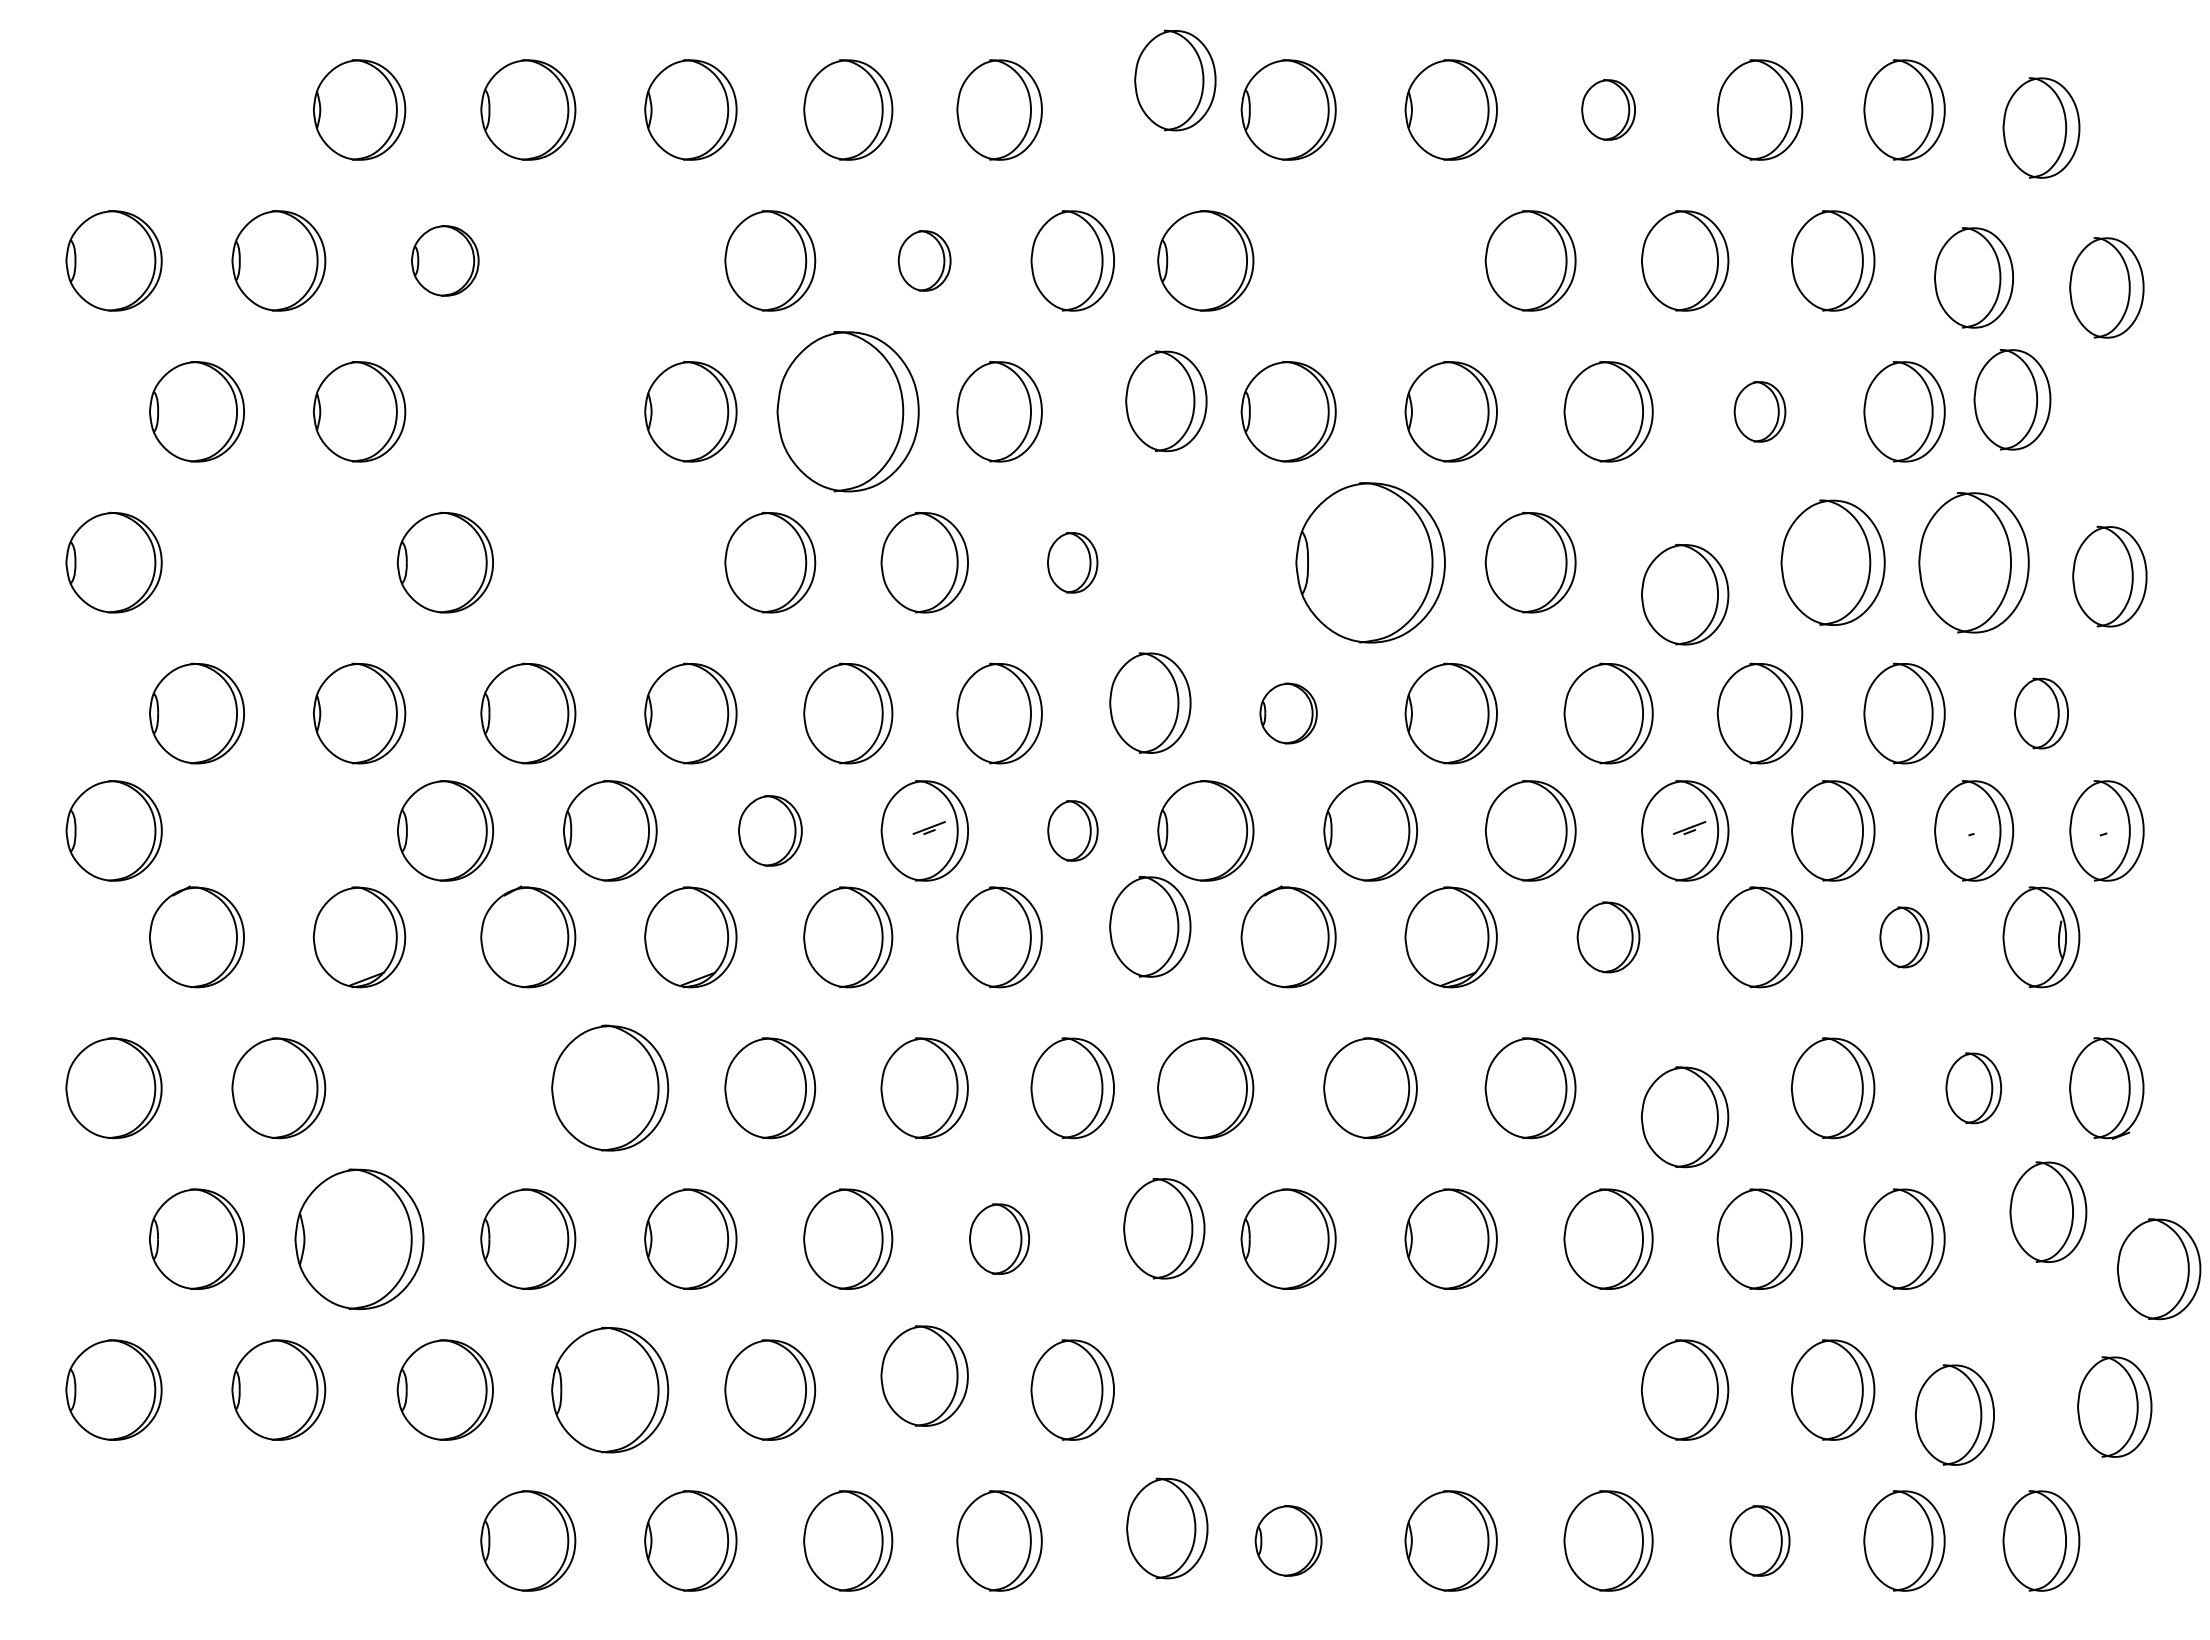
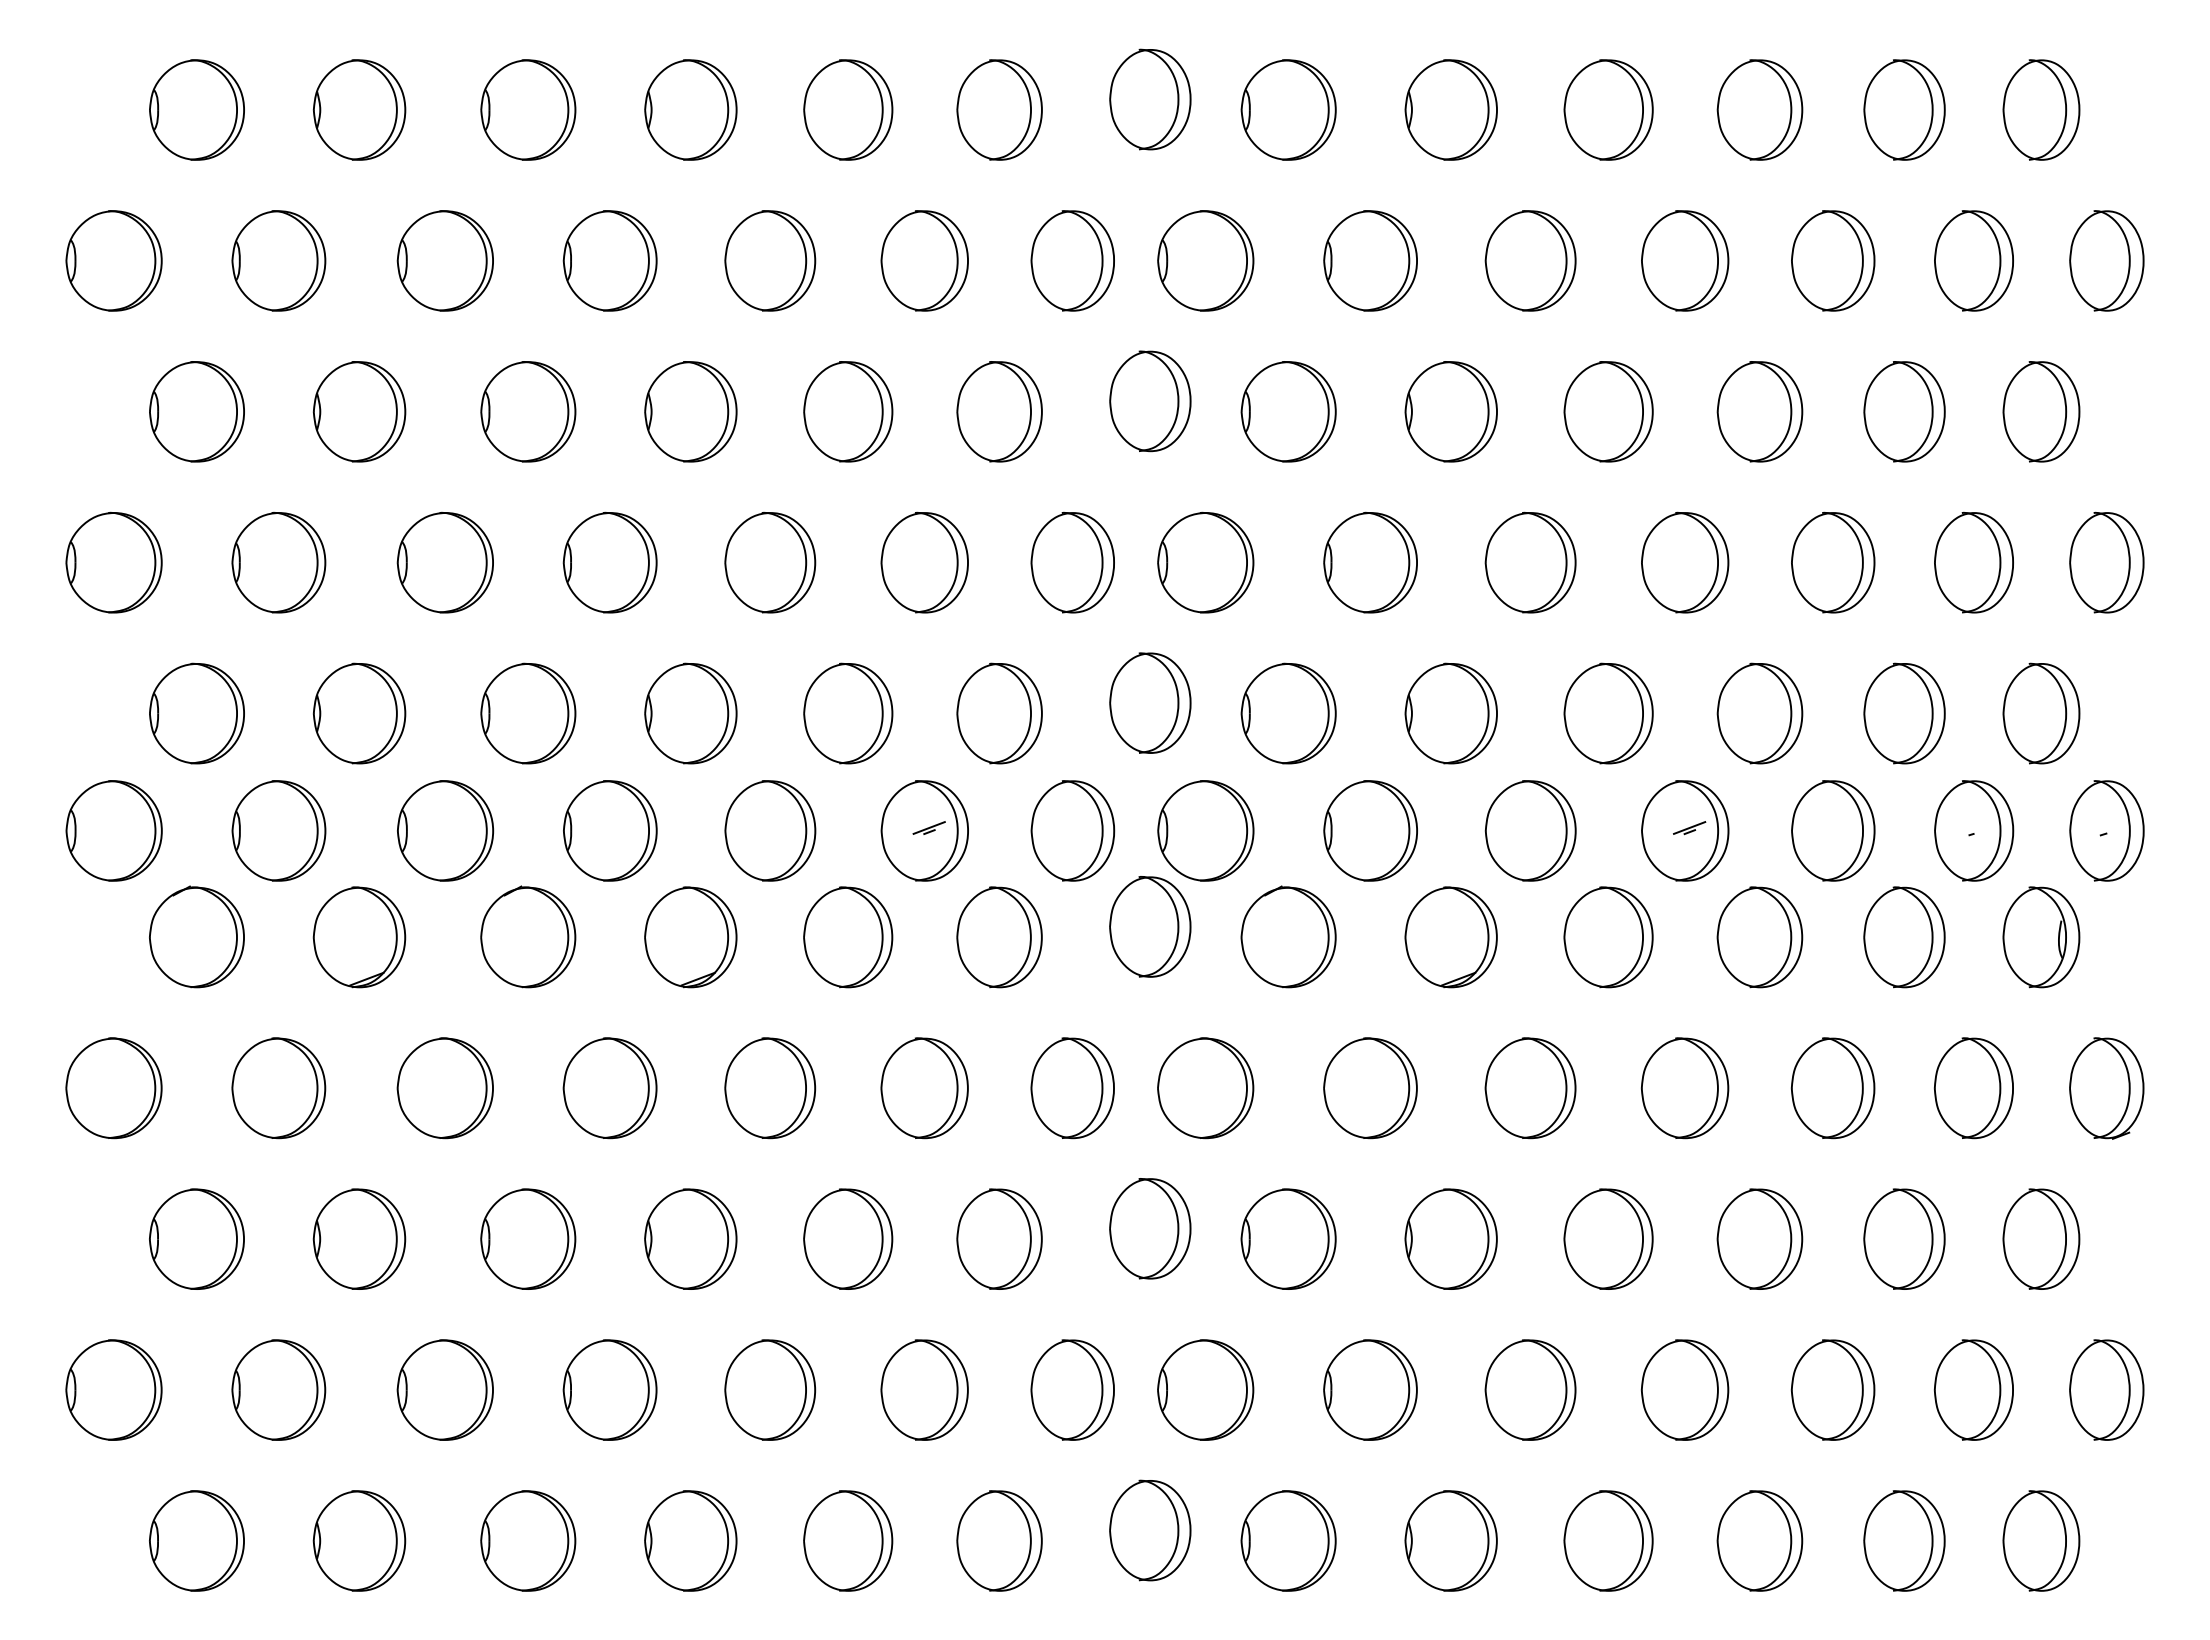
part position: (1175, 80) -> (1150, 99) (1150, 99)
part: none -> present (196, 109)
part size: 55x62 px -> 91x102 px (1608, 109)
part position: (2041, 127) -> (2041, 109) (2041, 109)
part size: 69x72 px -> 98x102 px (444, 260)
part: none -> present (609, 260)
part size: 55x62 px -> 89x102 px (924, 260)
part: none -> present (1370, 260)
part position: (1973, 277) -> (1973, 260) (1973, 260)
part position: (2106, 287) -> (2106, 260) (2106, 260)
part position: (2012, 399) -> (2041, 411) (2041, 411)
part position: (1166, 401) -> (1150, 401) (1150, 401)
part: none -> present (528, 411)
part size: 144x162 px -> 91x102 px (848, 411)
part size: 54x62 px -> 88x102 px (1759, 411)
part: none -> present (278, 562)
part: none -> present (609, 562)
part size: 52x62 px -> 85x102 px (1072, 562)
part: none -> present (1205, 562)
part size: 151x162 px -> 95x103 px (1370, 562)
part size: 106x127 px -> 85x103 px (1833, 562)
part size: 112x142 px -> 80x103 px (1973, 562)
part position: (2109, 576) -> (2106, 562) (2106, 562)
part position: (1685, 594) -> (1685, 562) (1685, 562)
part size: 59x63 px -> 97x103 px (1288, 713)
part size: 55x73 px -> 79x103 px (2041, 713)
part: none -> present (278, 830)
part size: 65x72 px -> 93x102 px (770, 830)
part size: 52x62 px -> 86x102 px (1072, 830)
part size: 65x73 px -> 91x103 px (1608, 937)
part size: 51x63 px -> 83x103 px (1904, 937)
part size: 119x128 px -> 96x103 px (609, 1088)
part: none -> present (444, 1088)
part size: 58x73 px -> 81x103 px (1973, 1088)
part position: (1684, 1117) -> (1684, 1088) (1684, 1088)
part position: (2048, 1211) -> (2041, 1238) (2041, 1238)
part position: (1164, 1228) -> (1150, 1228) (1150, 1228)
part size: 131x142 px -> 95x102 px (359, 1238)
part size: 61x72 px -> 87x102 px (999, 1238)
part: present -> none (2158, 1269)
part position: (924, 1375) -> (924, 1389) (924, 1389)
part size: 119x128 px -> 96x102 px (609, 1389)
part: none -> present (1205, 1389)
part: none -> present (1370, 1389)
part: none -> present (1530, 1389)
part position: (2114, 1406) -> (2106, 1389) (2106, 1389)
part position: (1954, 1414) -> (1973, 1389) (1973, 1389)
part position: (1167, 1528) -> (1150, 1530) (1150, 1530)
part: none -> present (196, 1540)
part: none -> present (359, 1540)
part size: 69x72 px -> 97x102 px (1288, 1540)
part size: 62x72 px -> 88x102 px (1759, 1540)
